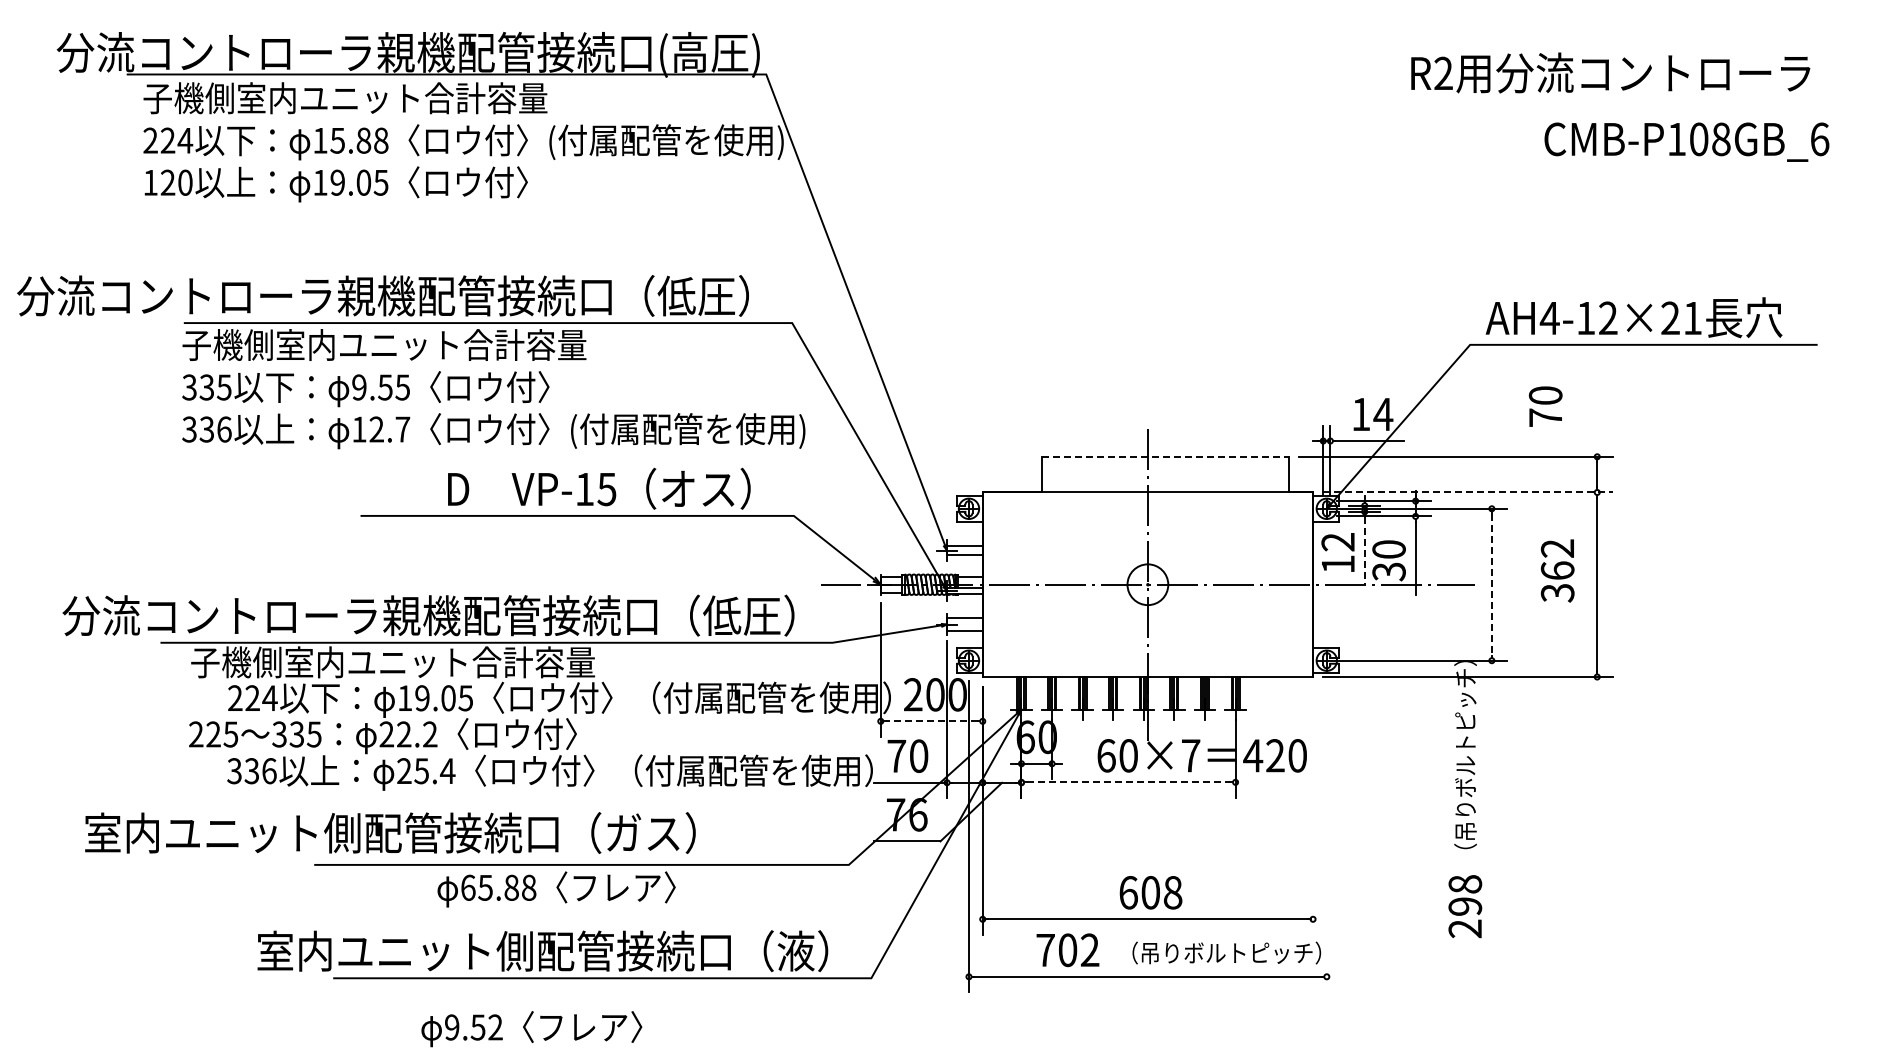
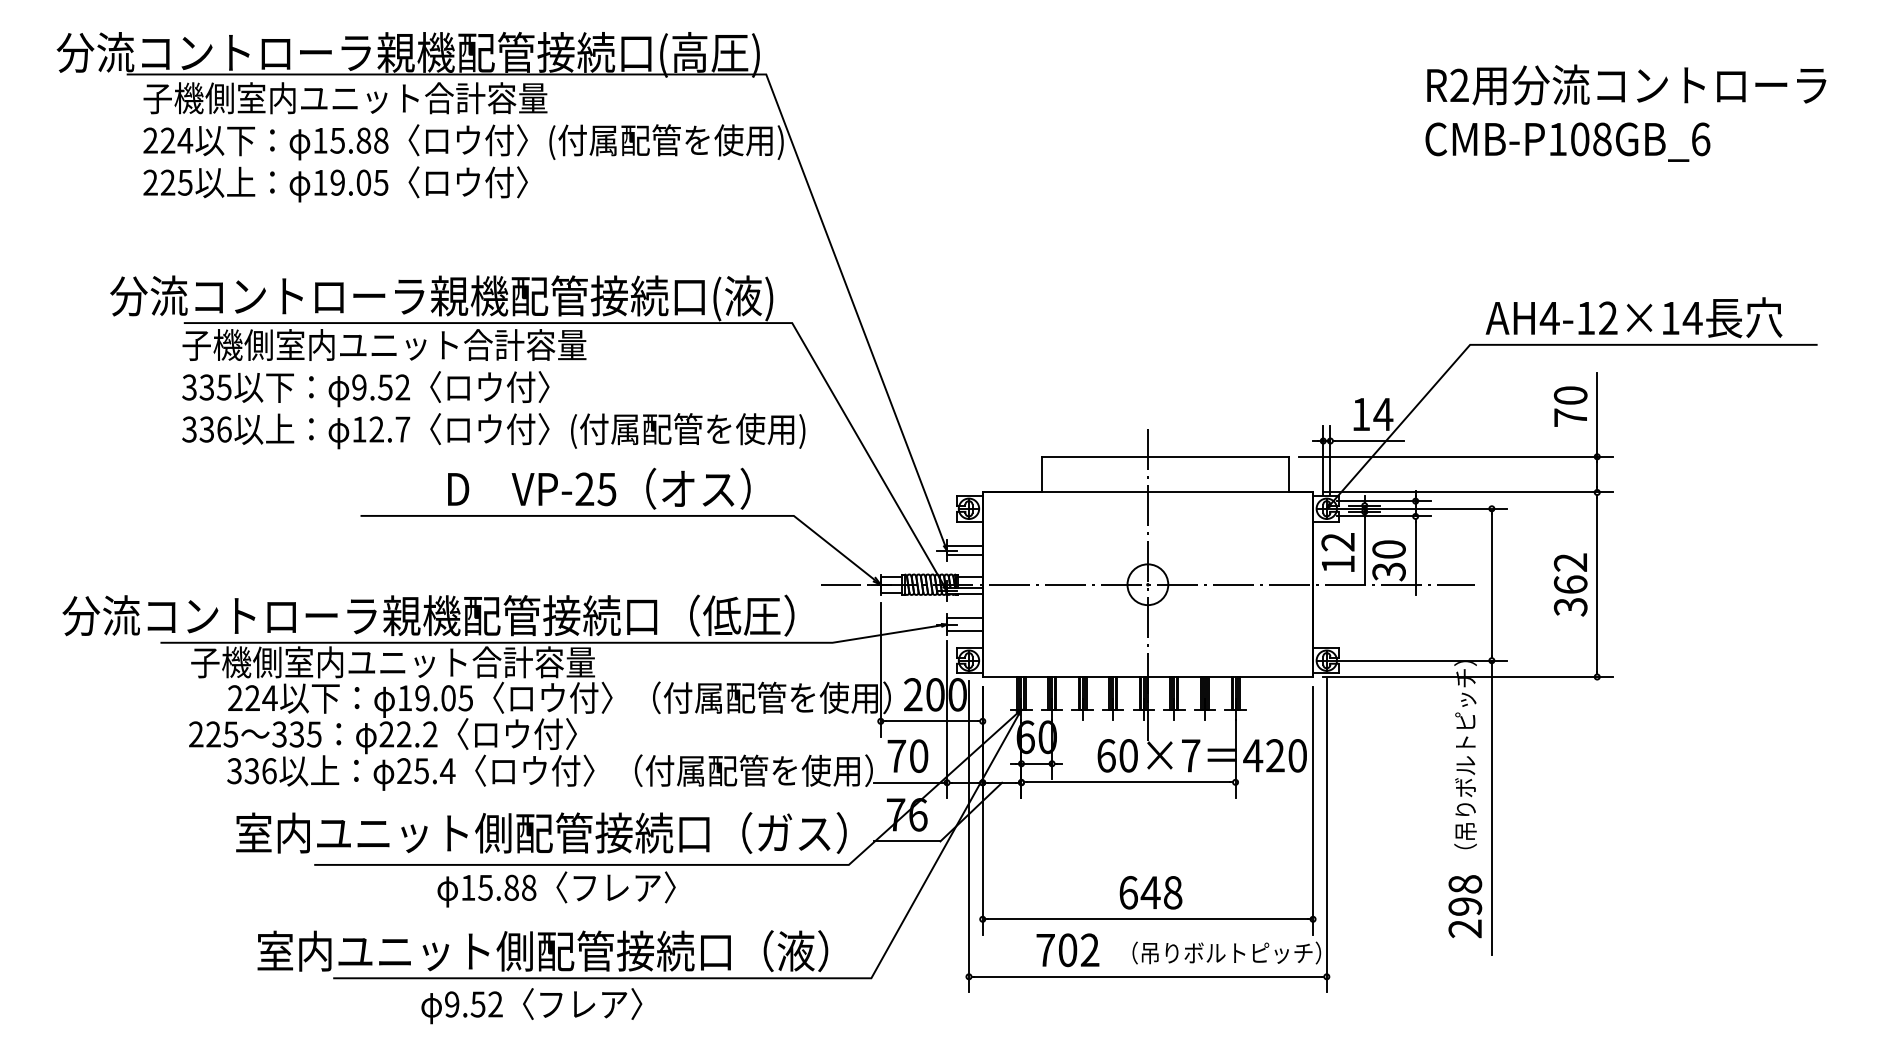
text position: (1610, 72) -> (1626, 84) (1626, 84)
text position: (1686, 141) -> (1567, 141) (1567, 141)
text: 120 -> 225 (167, 182)
text: 分流コントローラ親機配管接続口（低圧） -> 分流コントローラ親機配管接続口(液) (395, 298)
text: AH4-12×21 -> AH4-12×14 (1681, 317)
text: 9.55 -> 9.52 (402, 387)
text position: (1545, 406) -> (1570, 406) (1570, 406)
line: none -> present (1597, 414)
line: dashed -> solid (1165, 456)
text: VP-15 -> VP-25 (584, 488)
line: dashed -> solid (1467, 492)
line: dashed -> solid (1364, 550)
text position: (1557, 570) -> (1570, 584) (1570, 584)
line: dashed -> solid (1491, 584)
line: dashed -> solid (931, 721)
line: dashed -> solid (1128, 782)
line: none -> present (1491, 807)
line: none -> present (1313, 810)
text position: (390, 832) -> (541, 832) (541, 832)
line: none -> present (1326, 835)
text: 65.88 -> 15.88 (468, 887)
text: 608 -> 648 (1150, 892)
text position: (531, 1029) -> (531, 1006) (531, 1006)
